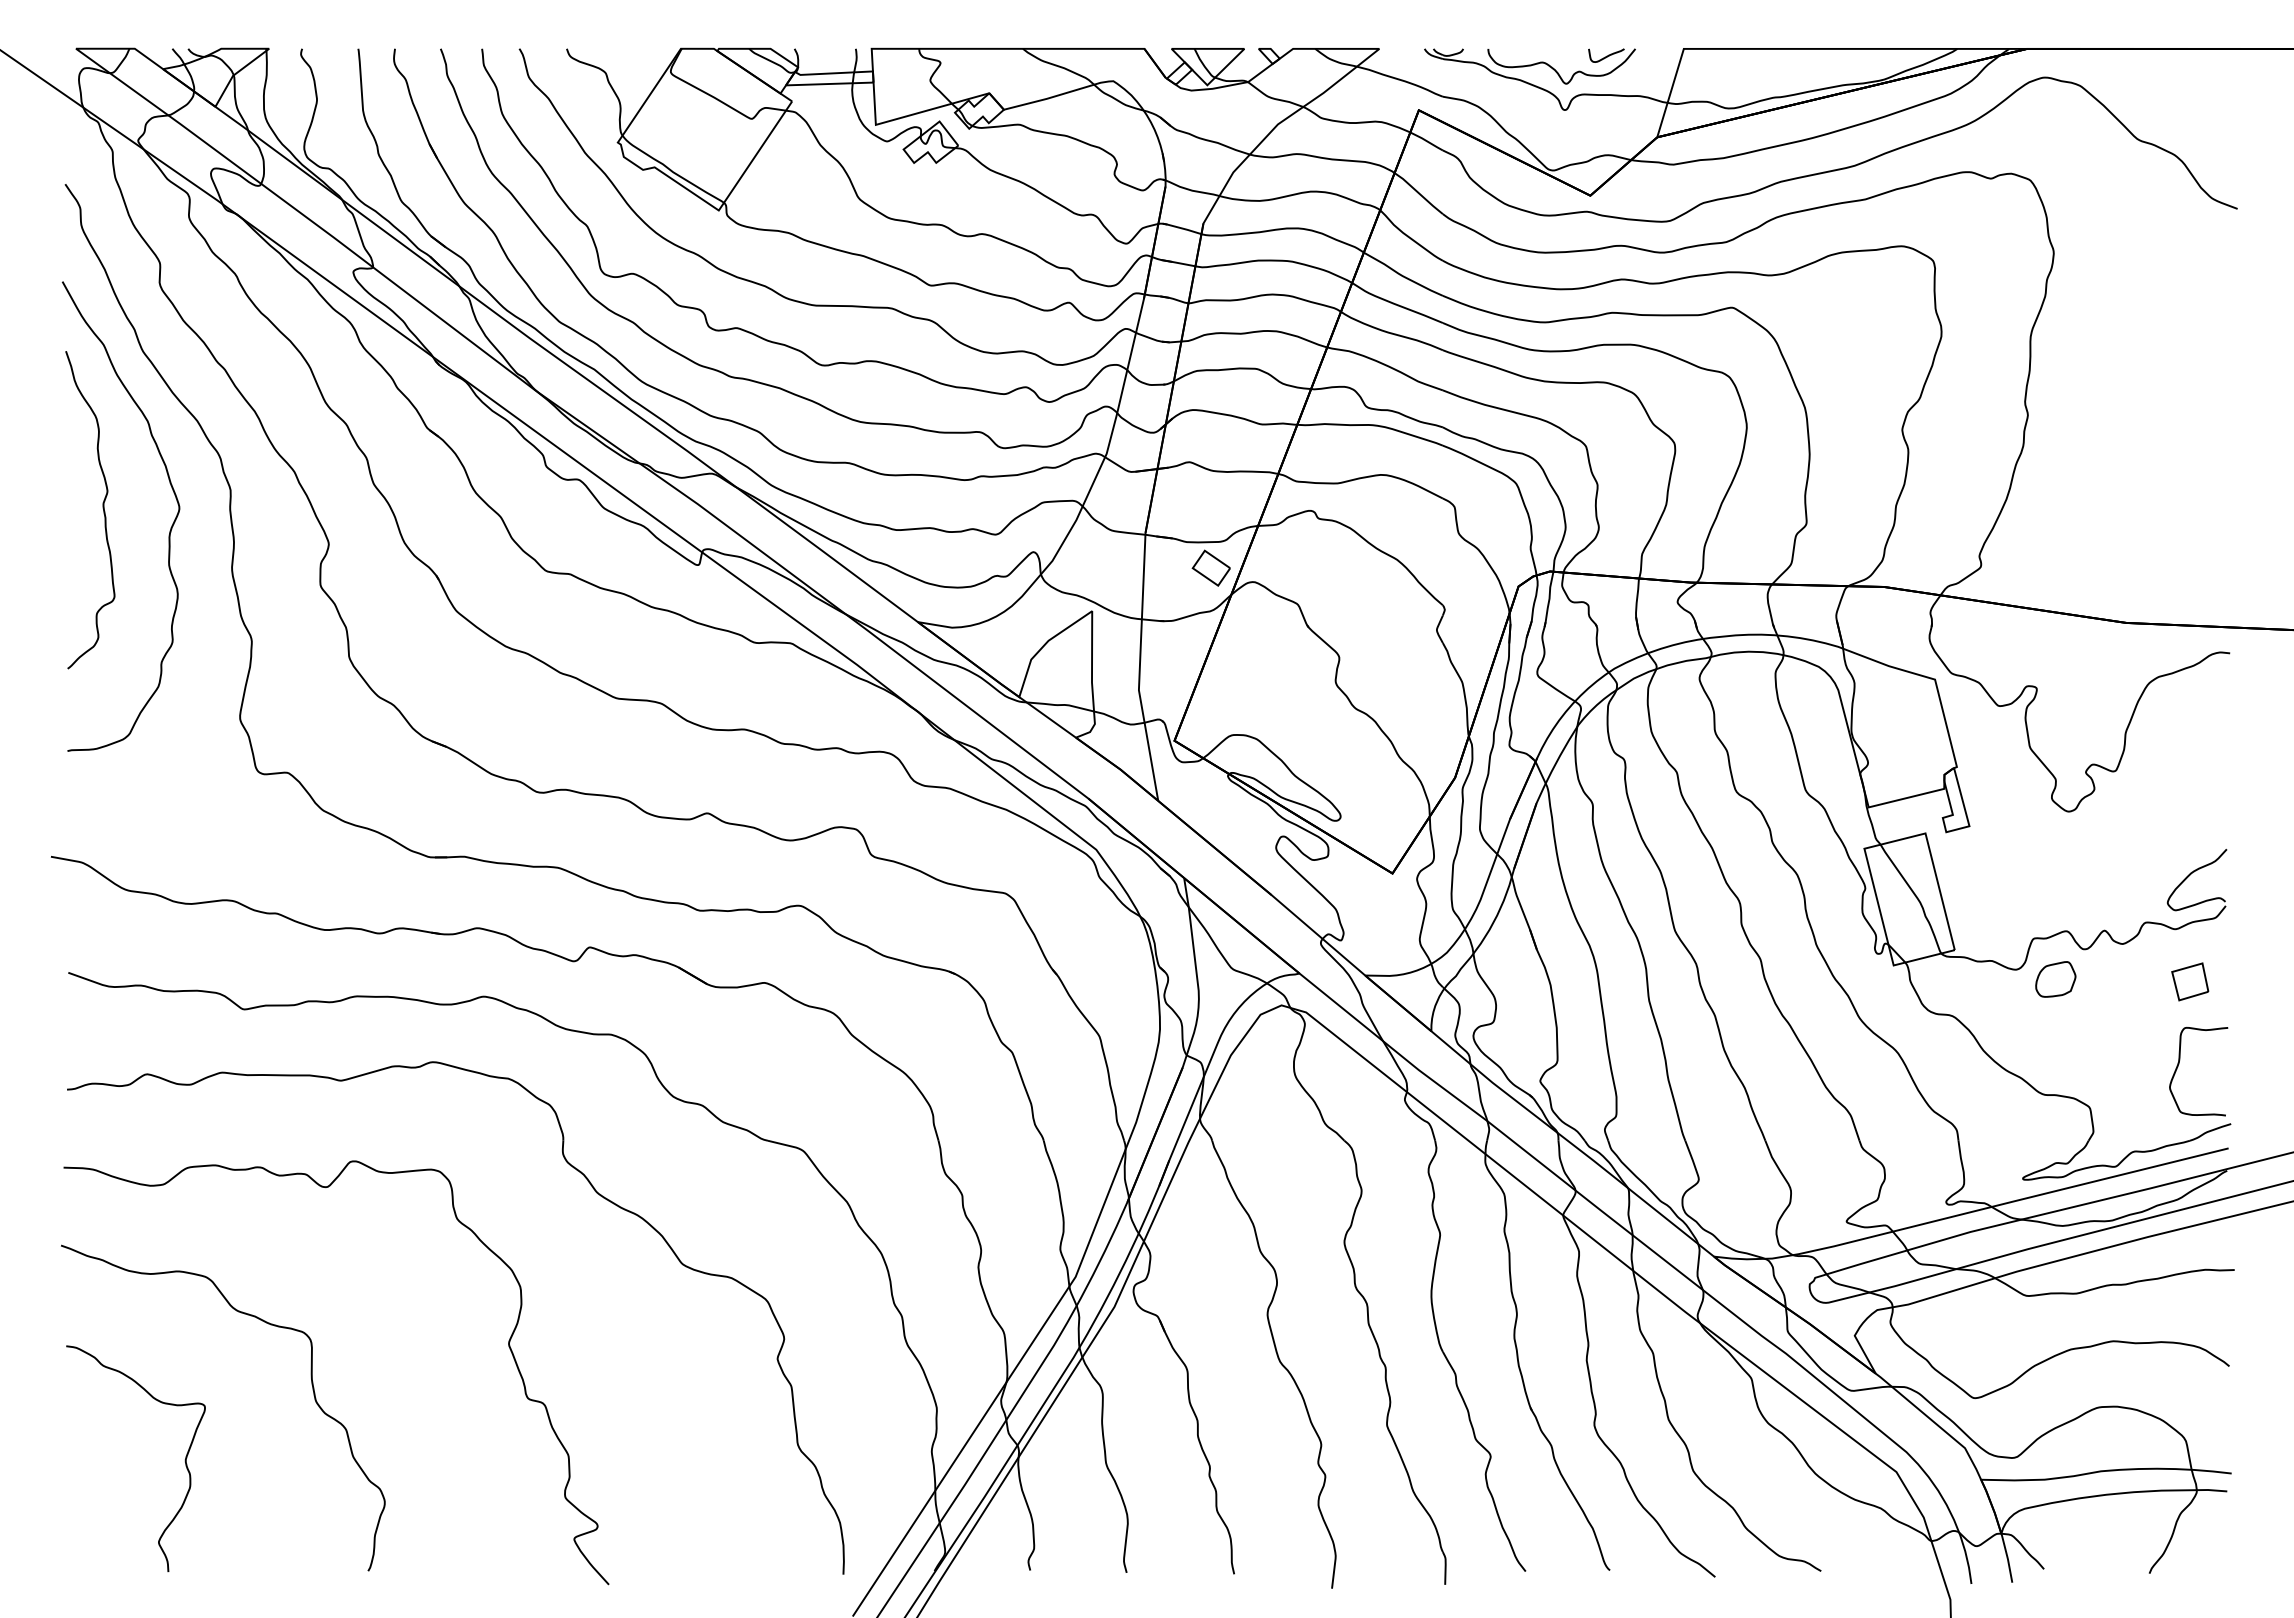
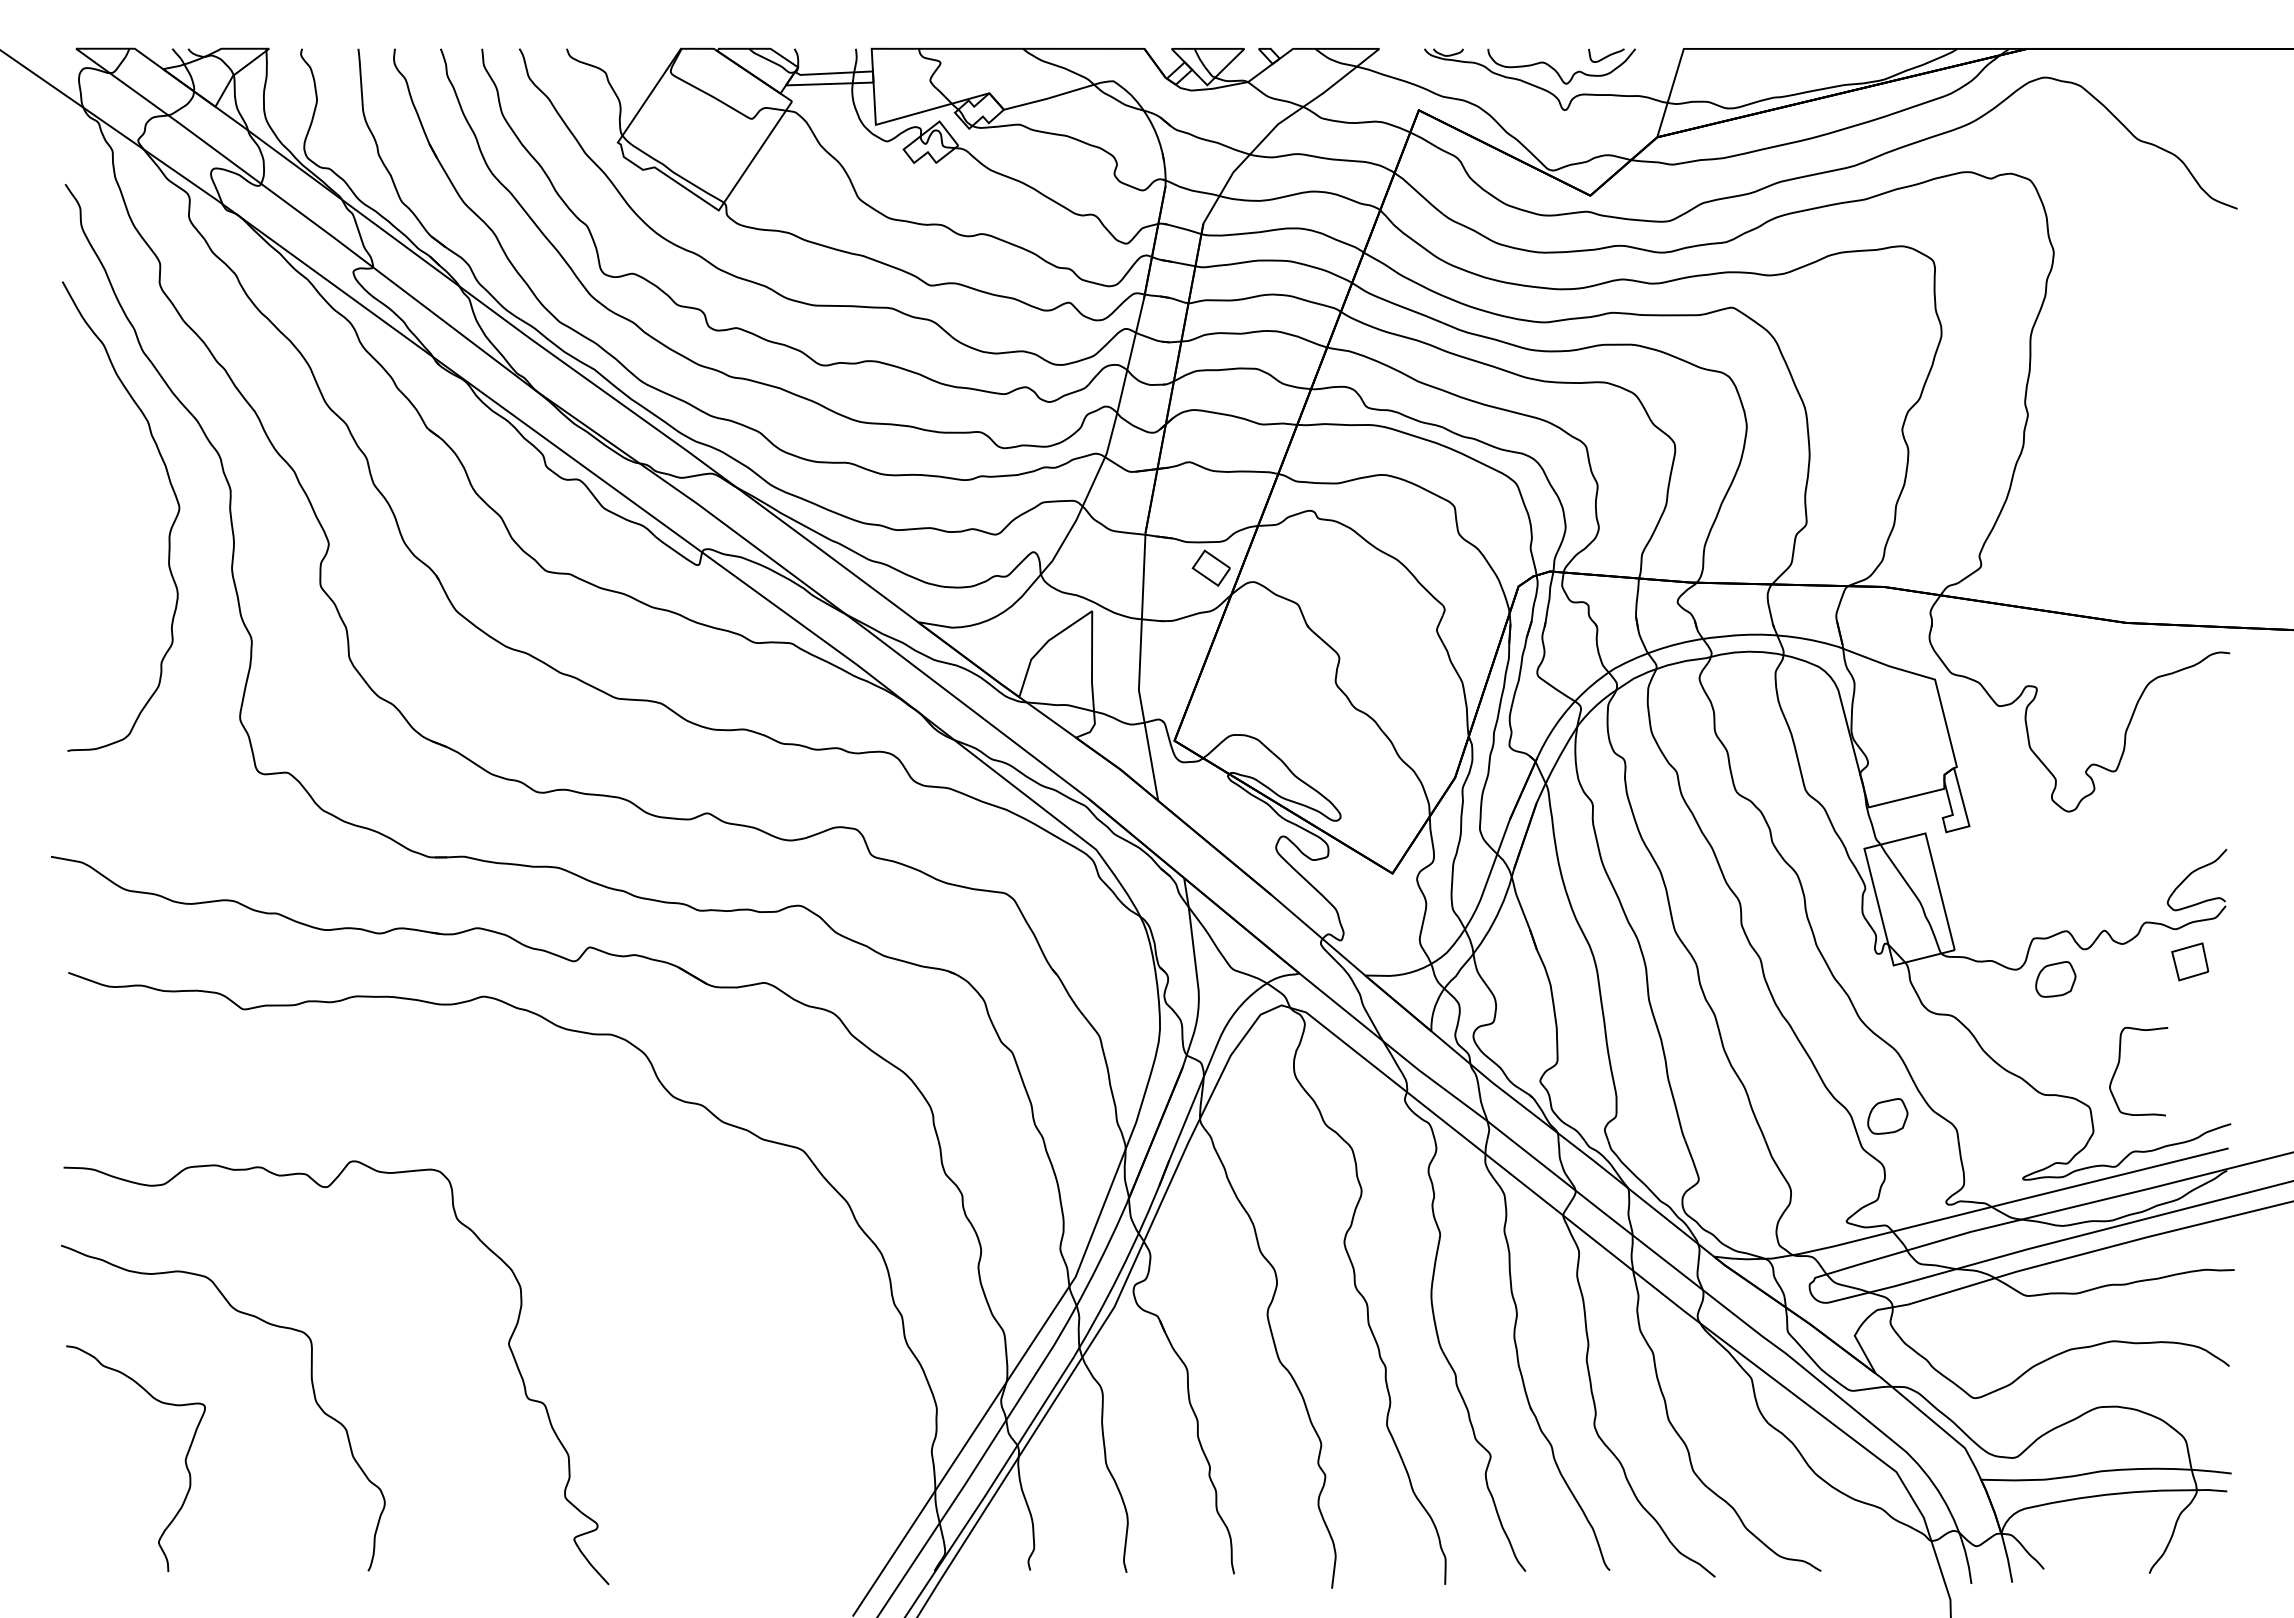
curve: present -> none (102, 508)
part position: (2190, 981) -> (2190, 961) (2190, 961)
curve position: (2179, 1064) -> (2119, 1064) (2119, 1064)
part: none -> present (1887, 1116)
part: present -> none (594, 1191)
